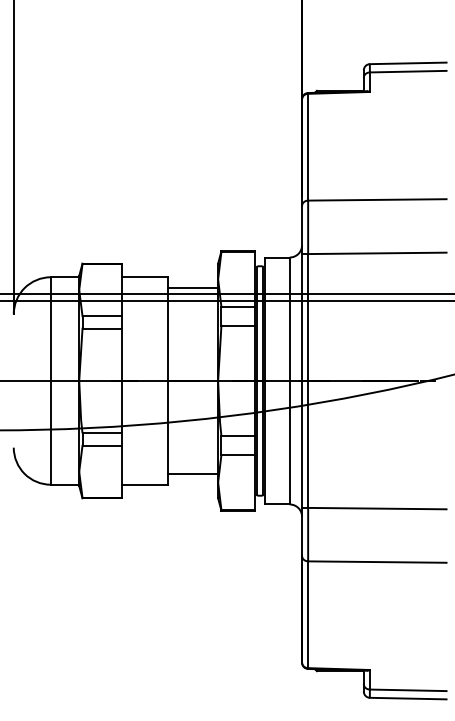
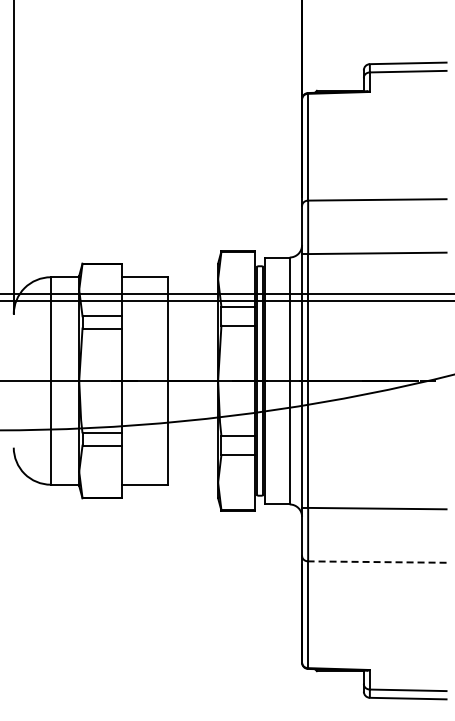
line: present -> none (193, 288)
line: present -> none (193, 473)
line: solid -> dashed (376, 562)
